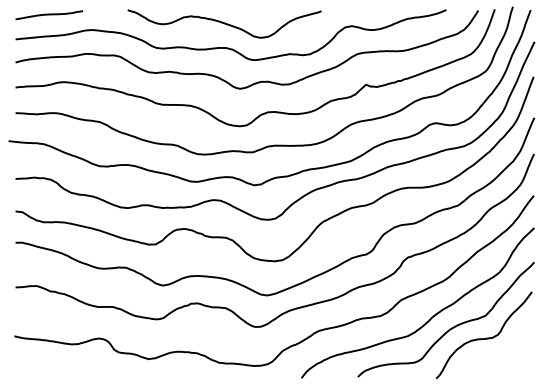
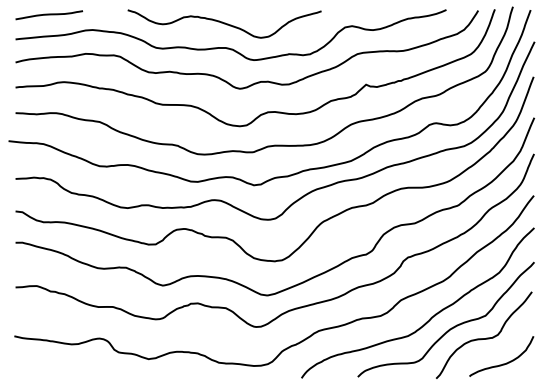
curve: none -> present (502, 363)
